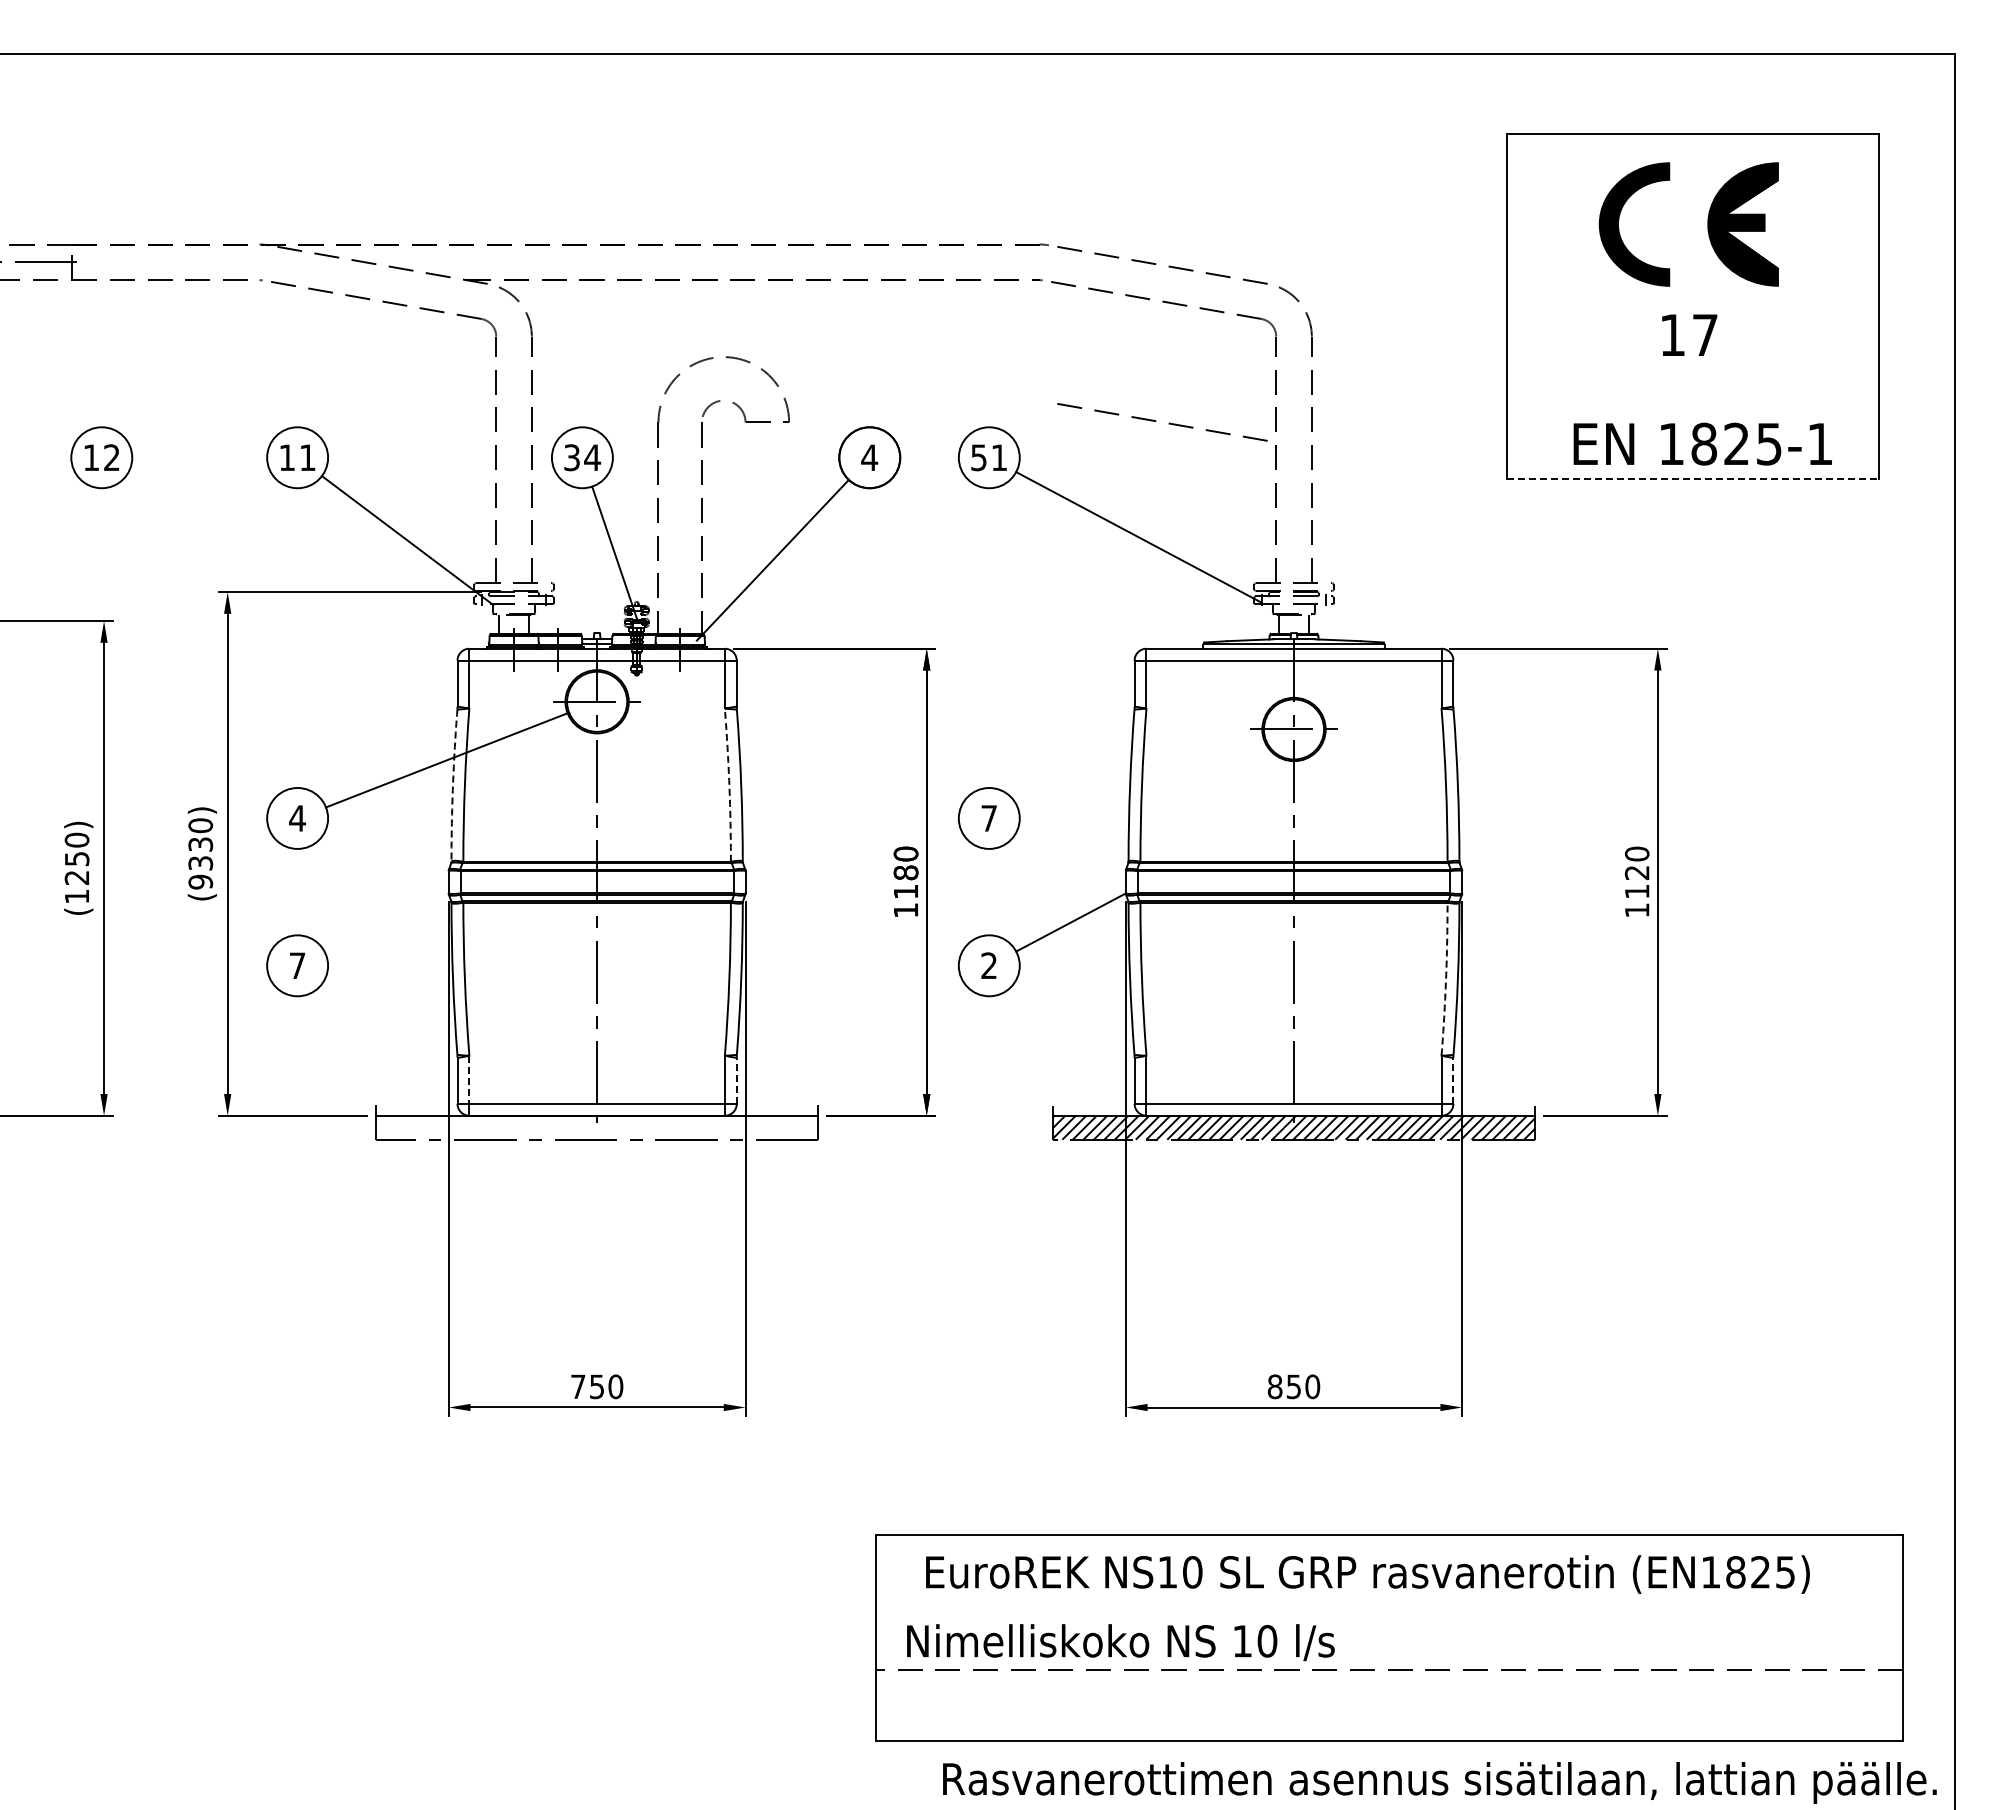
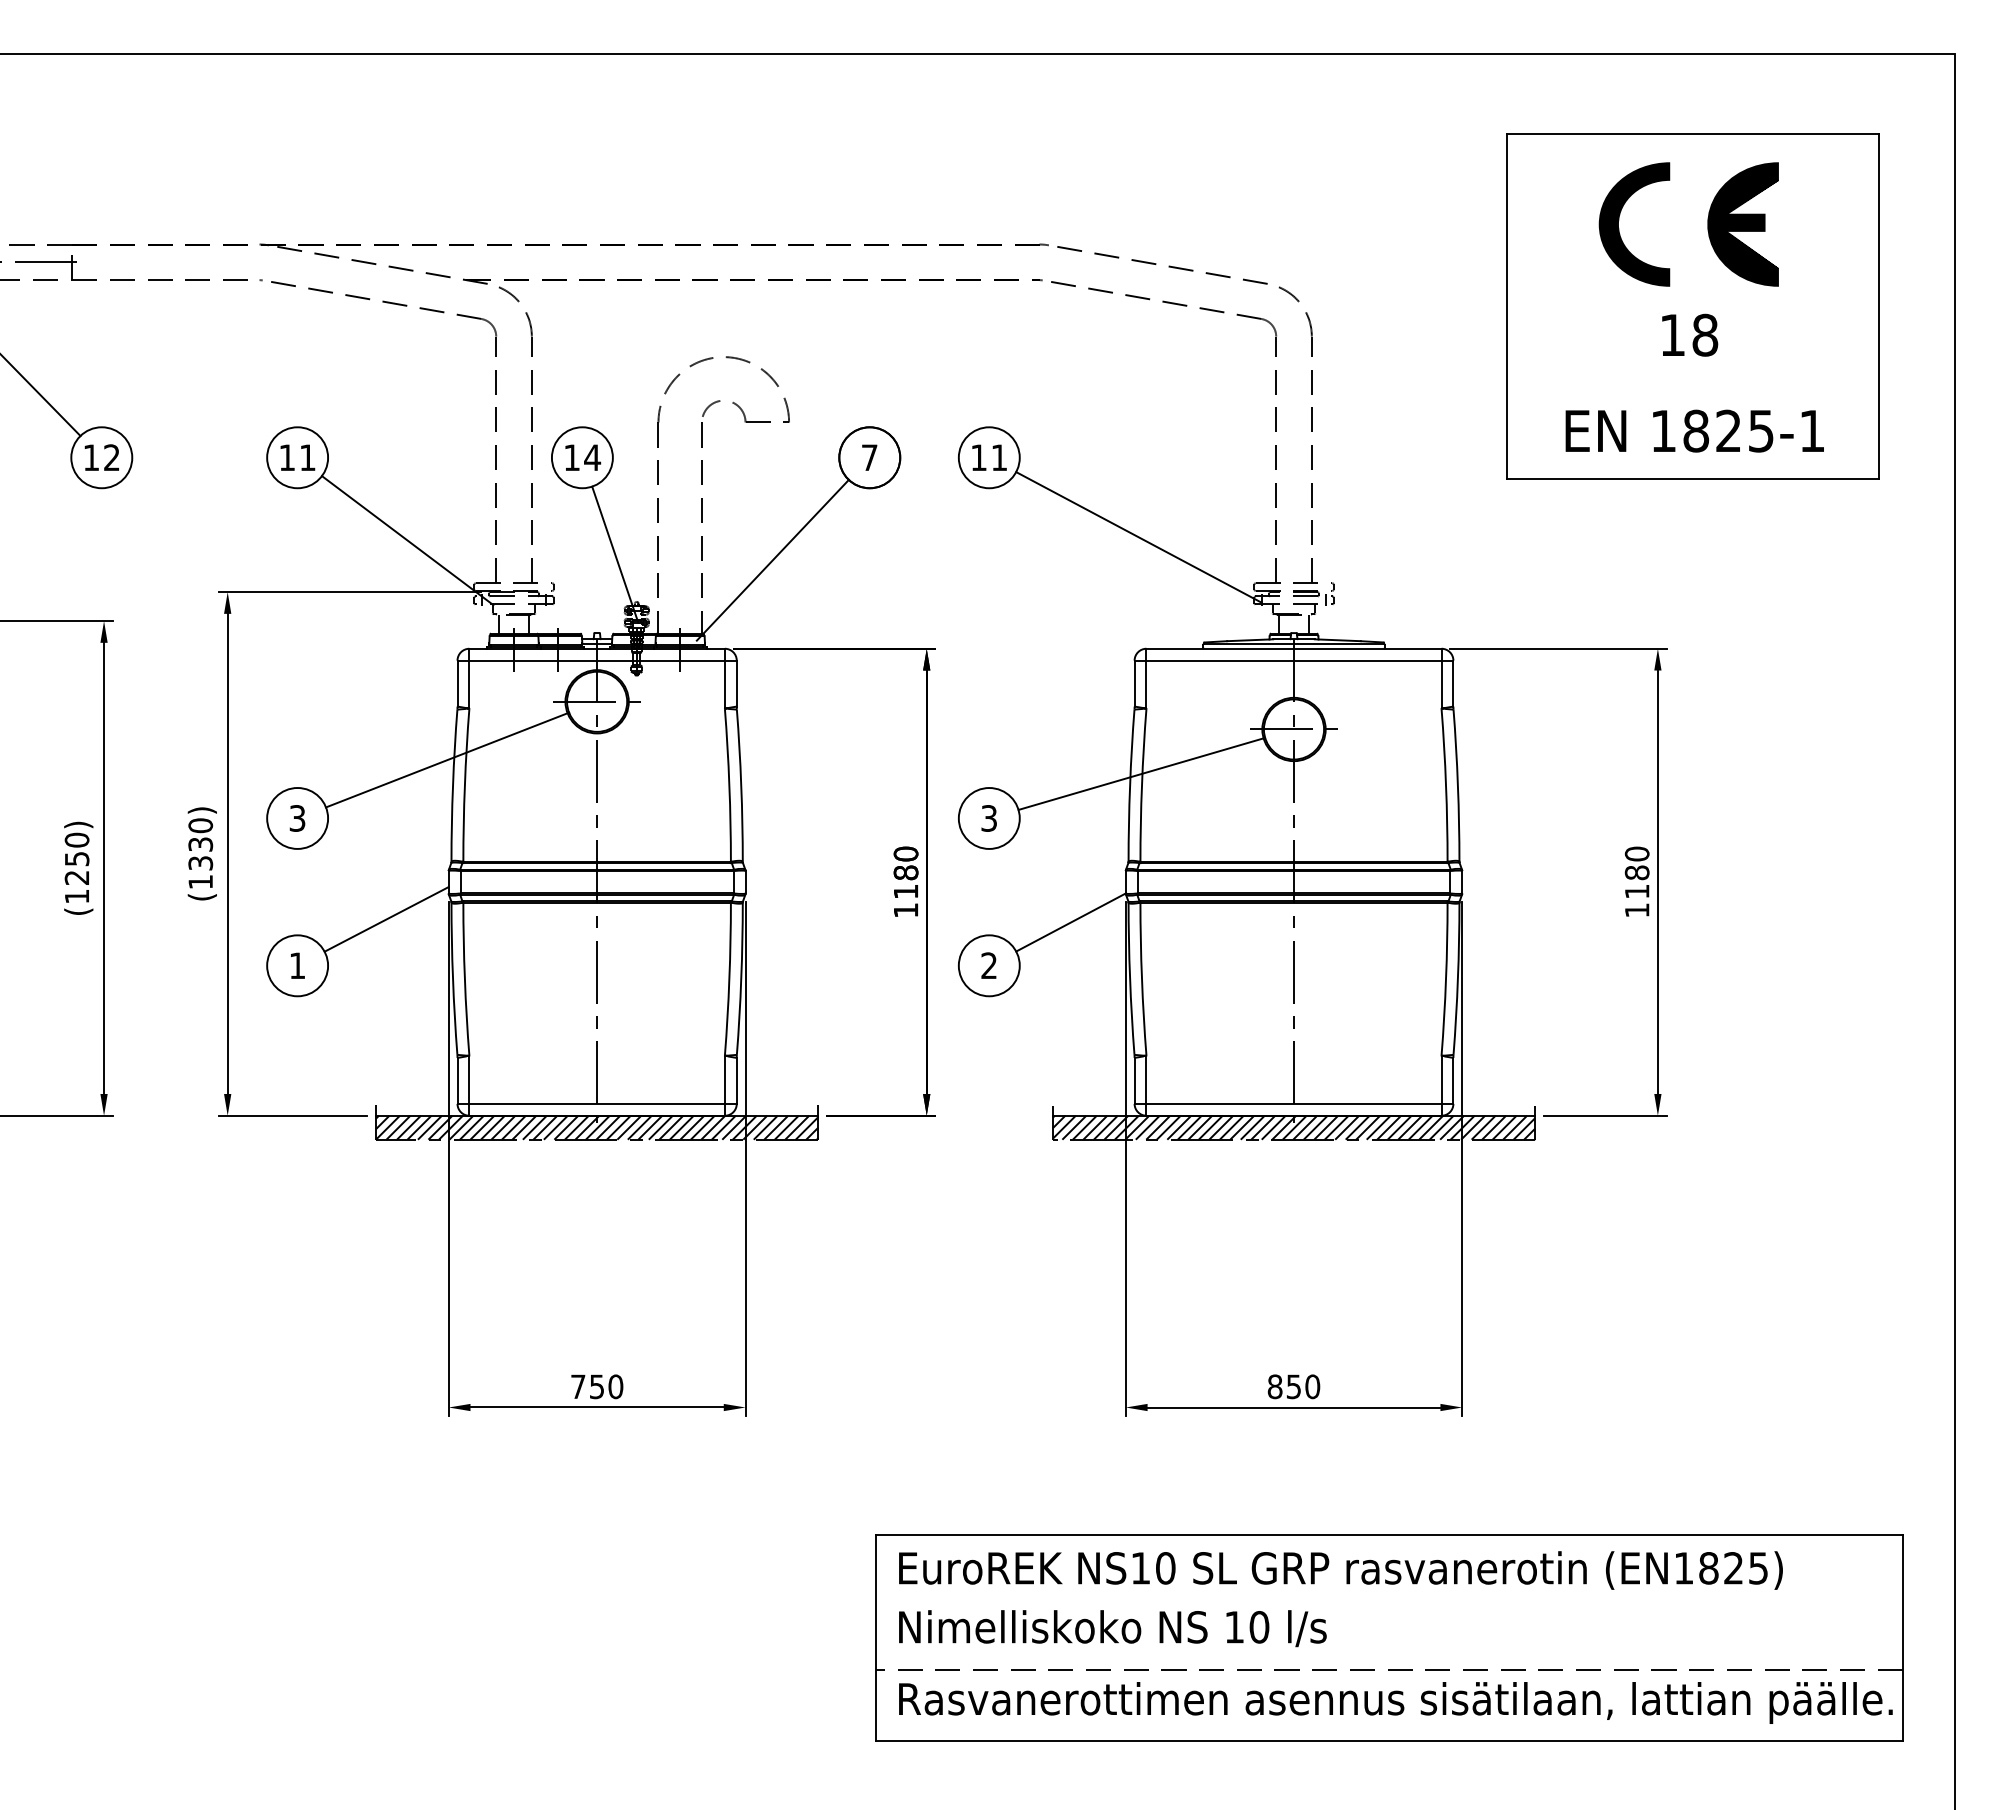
text: 17 -> 18 (1705, 334)
line: none -> present (41, 395)
line: present -> none (1156, 421)
text position: (1702, 443) -> (1694, 430) (1694, 430)
text: 34 -> 14 (571, 457)
text: 4 -> 7 (869, 457)
text: 51 -> 11 (978, 457)
line: dashed -> solid (1693, 478)
line: none -> present (1141, 773)
arc: dashed -> solid (452, 785)
arc: dashed -> solid (729, 785)
text: 4 -> 3 (297, 818)
text: 7 -> 3 (988, 818)
text: 1120 -> 1180 (1637, 872)
text: (9330) -> (1330) (200, 881)
line: none -> present (386, 919)
text: 7 -> 1 (297, 965)
arc: dashed -> solid (1446, 979)
line: dashed -> solid (469, 1080)
line: dashed -> solid (736, 1080)
line: dashed -> solid (1453, 1080)
hatch: none -> present (596, 1127)
text position: (1367, 1574) -> (1340, 1570) (1340, 1570)
text position: (1120, 1642) -> (1112, 1628) (1112, 1628)
text position: (1439, 1782) -> (1395, 1702) (1395, 1702)
